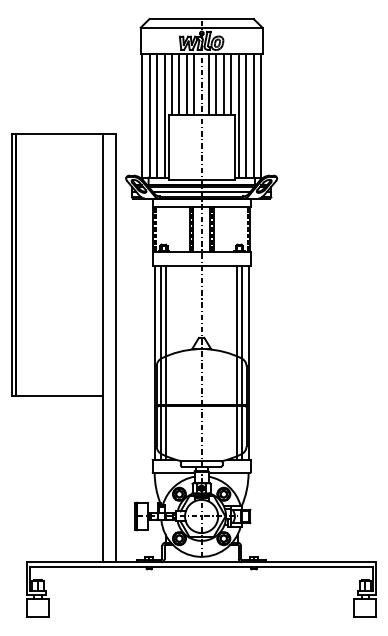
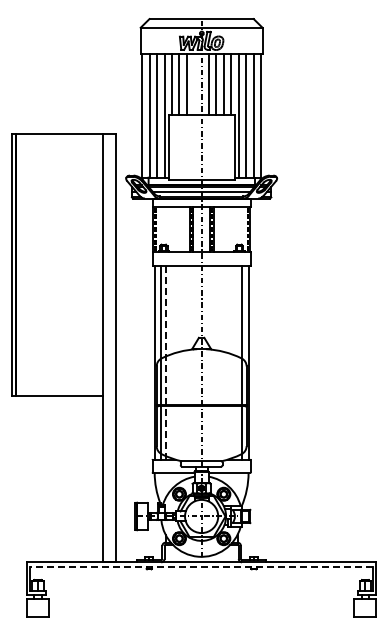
line: present -> none (194, 83)
line: solid -> dashed (166, 362)
line: present -> none (236, 362)
line: solid -> dashed (201, 566)
